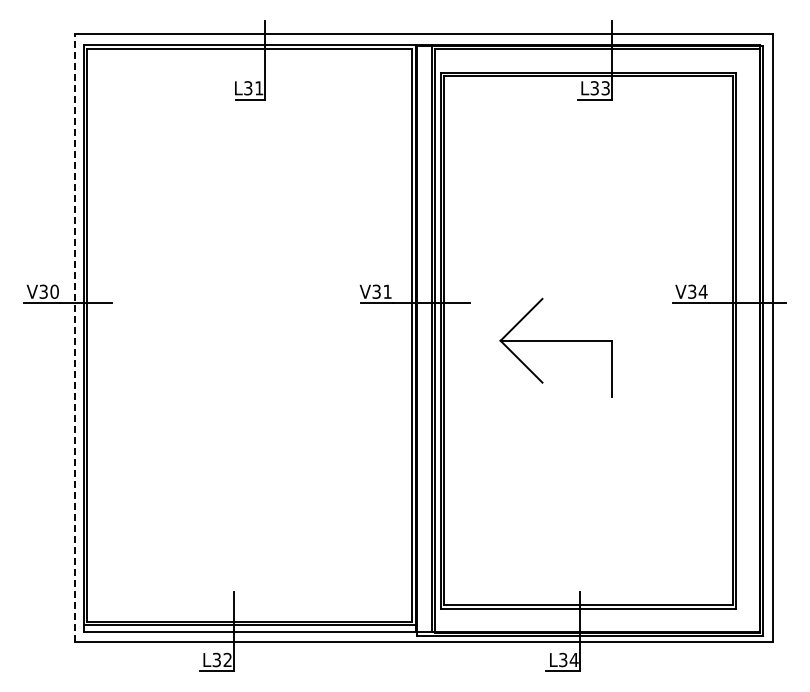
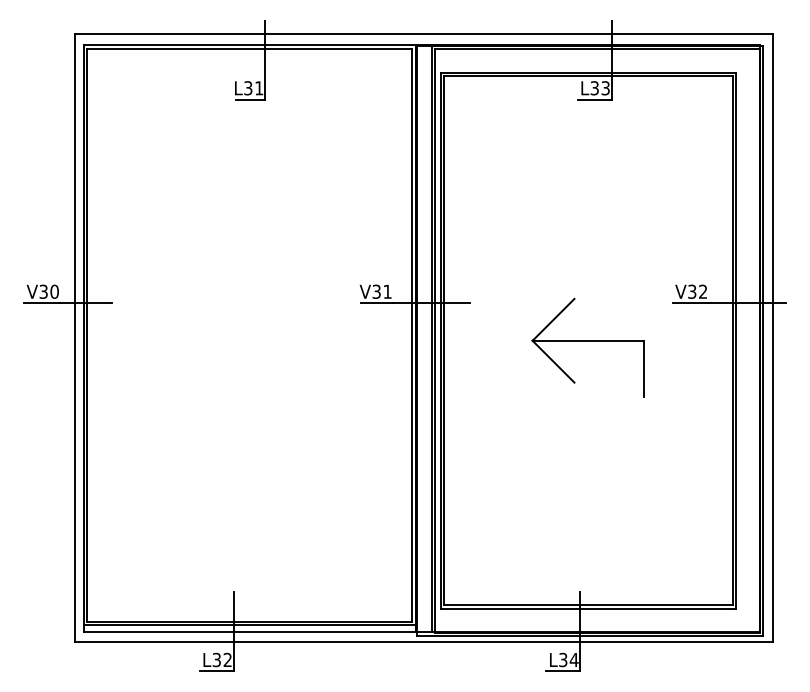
text: V34 -> V32 (702, 291)
line: dashed -> solid (74, 337)
part position: (555, 347) -> (587, 347) (587, 347)
